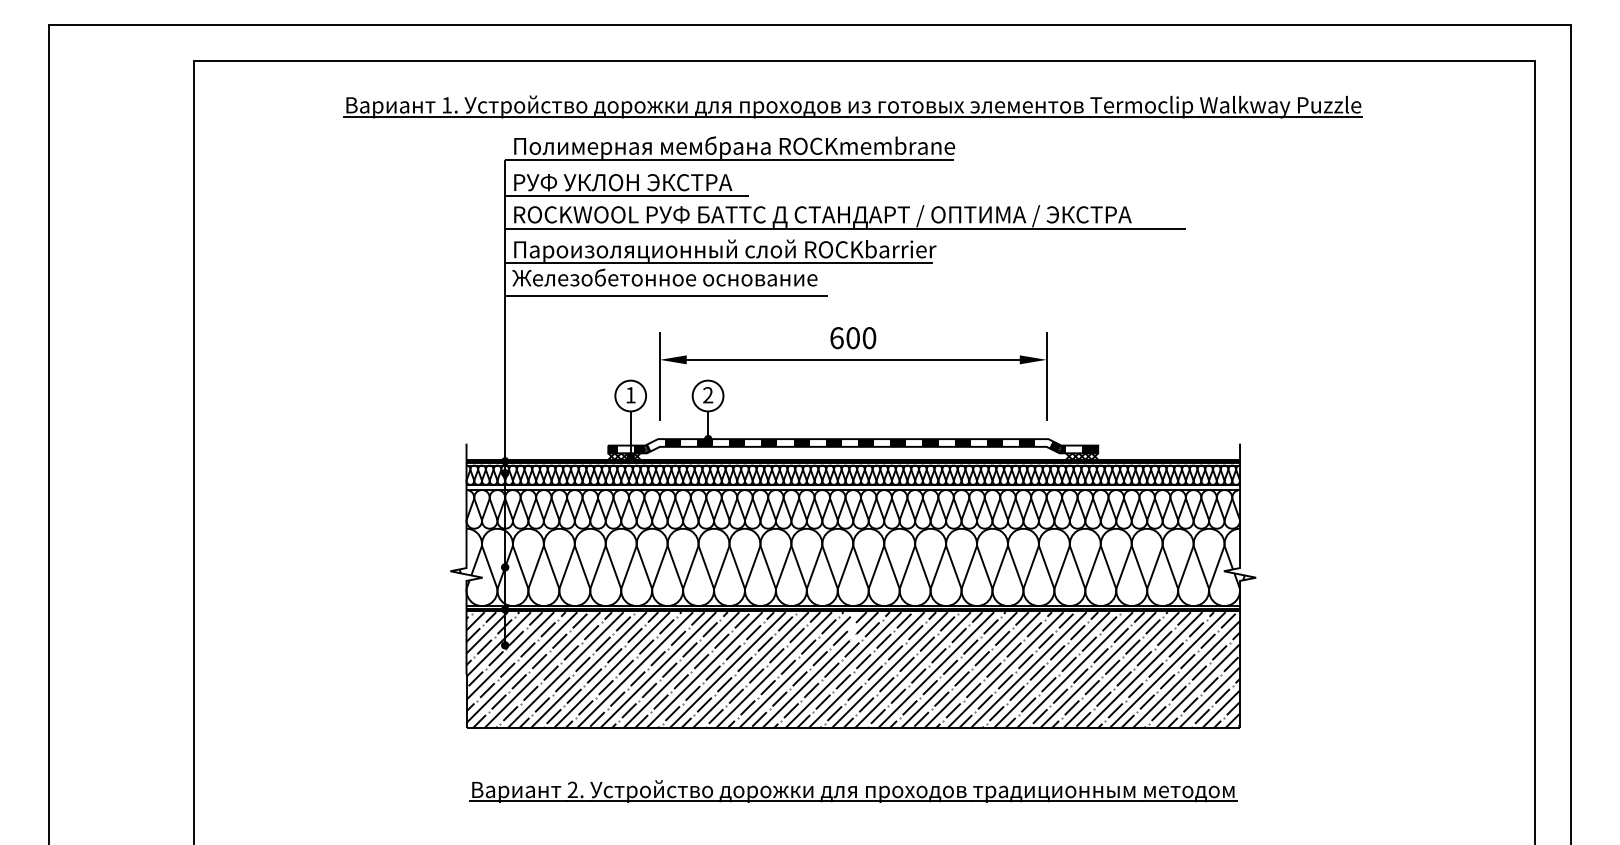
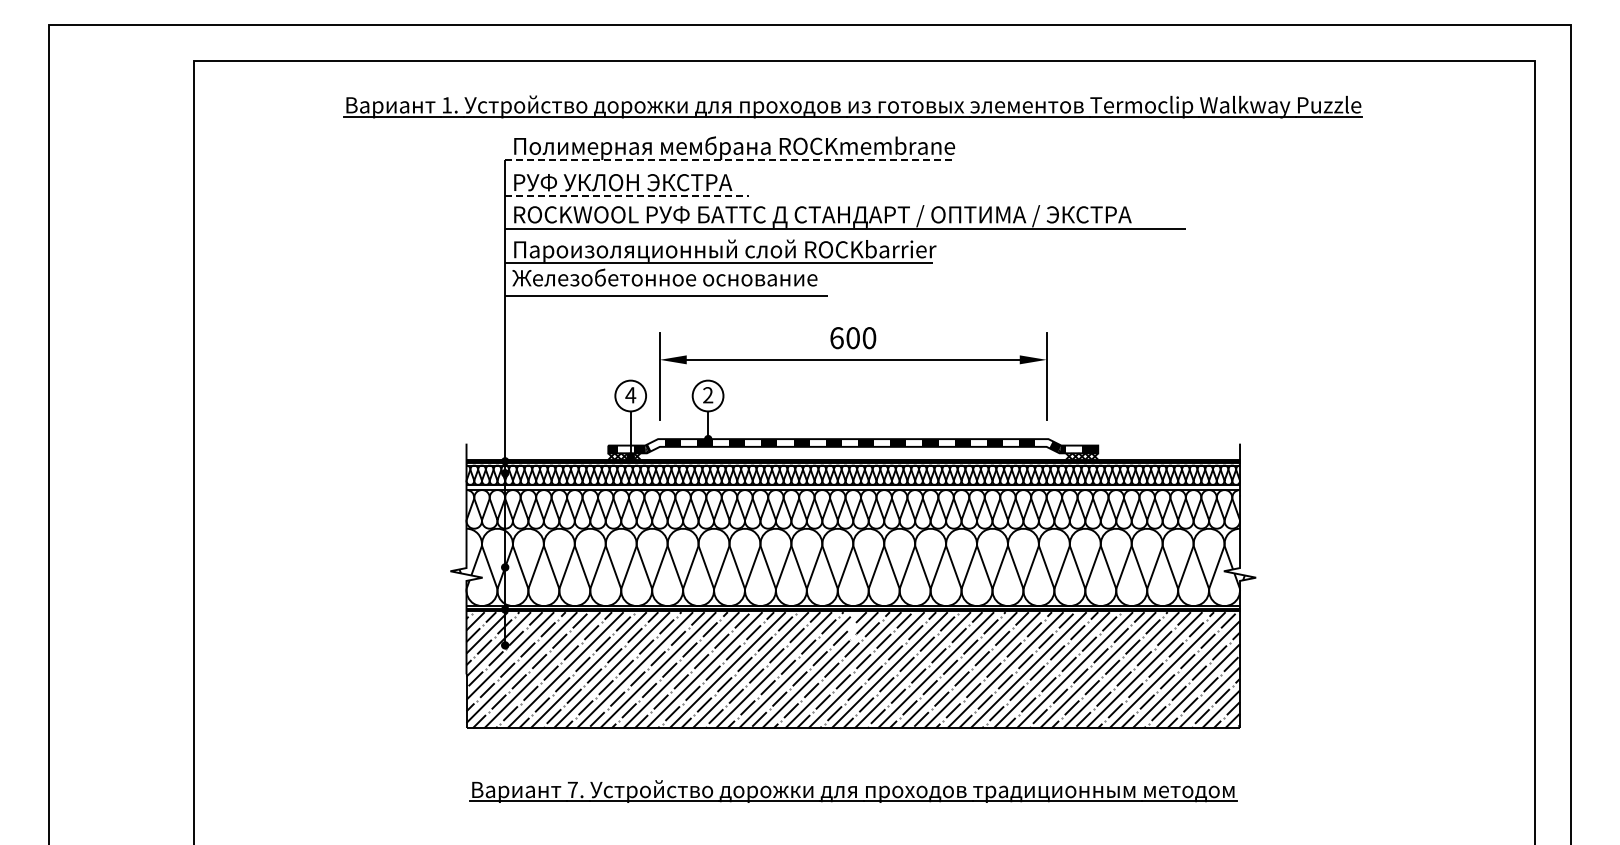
line: solid -> dashed (729, 160)
line: solid -> dashed (627, 196)
text: 1 -> 4 (630, 395)
text: 2. -> 7. (572, 789)
